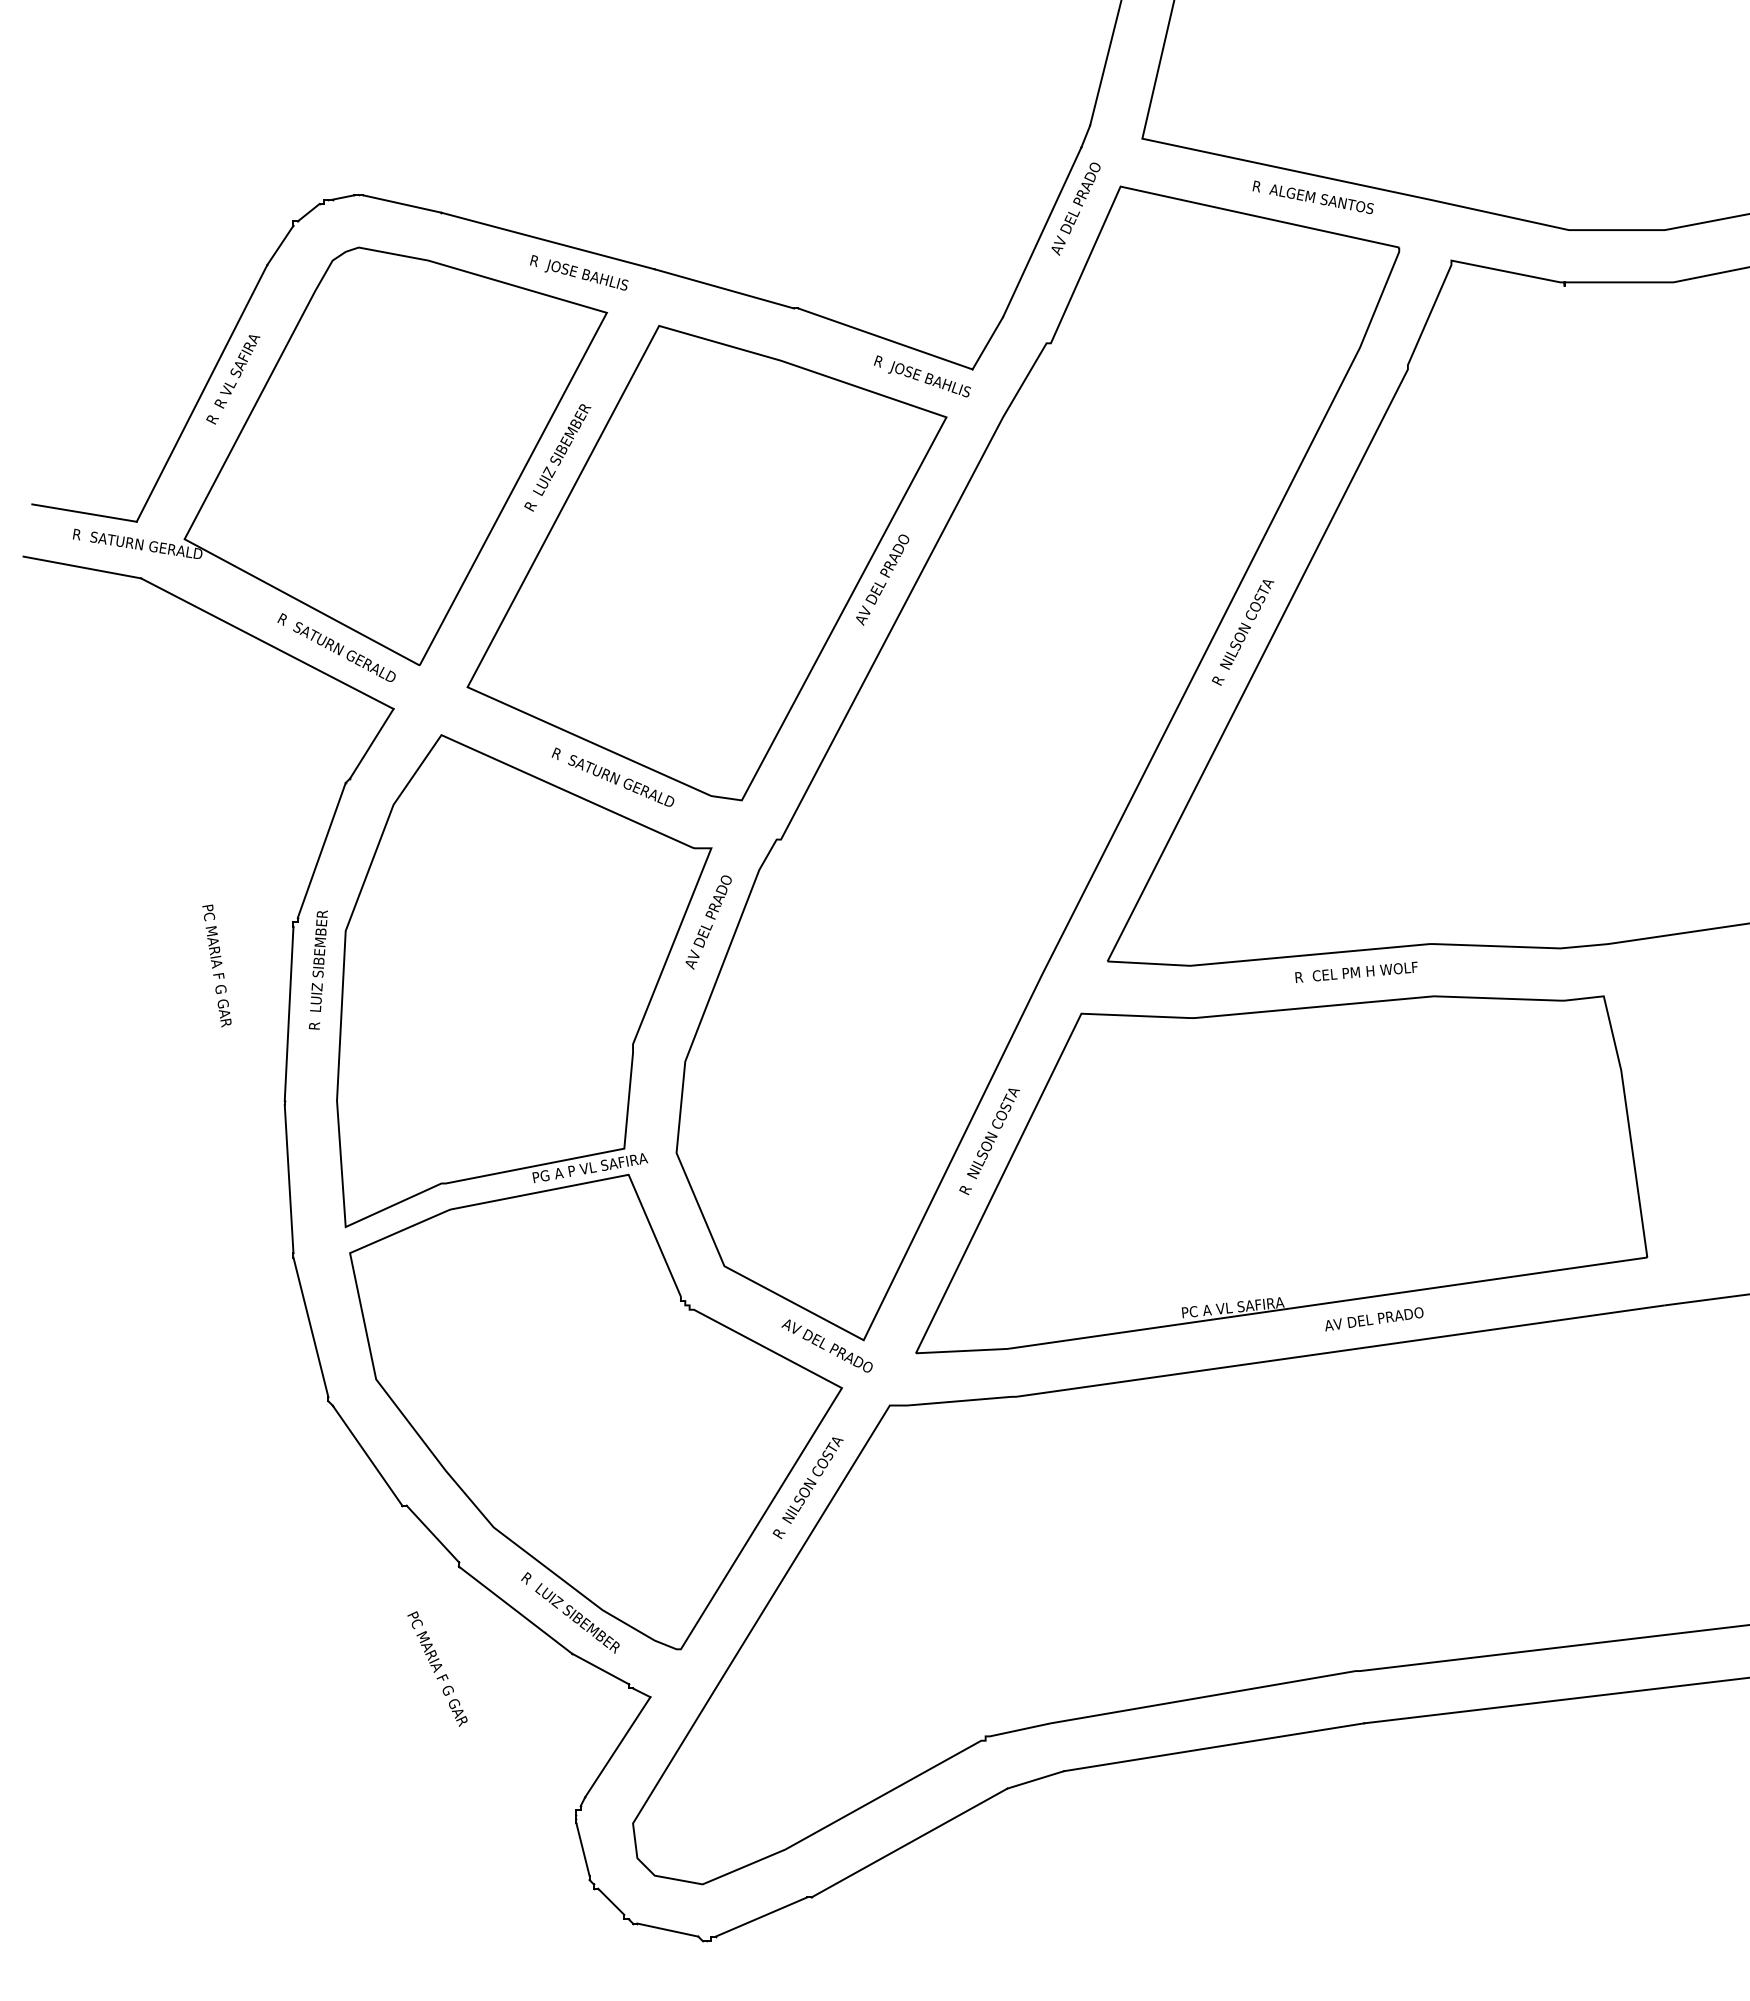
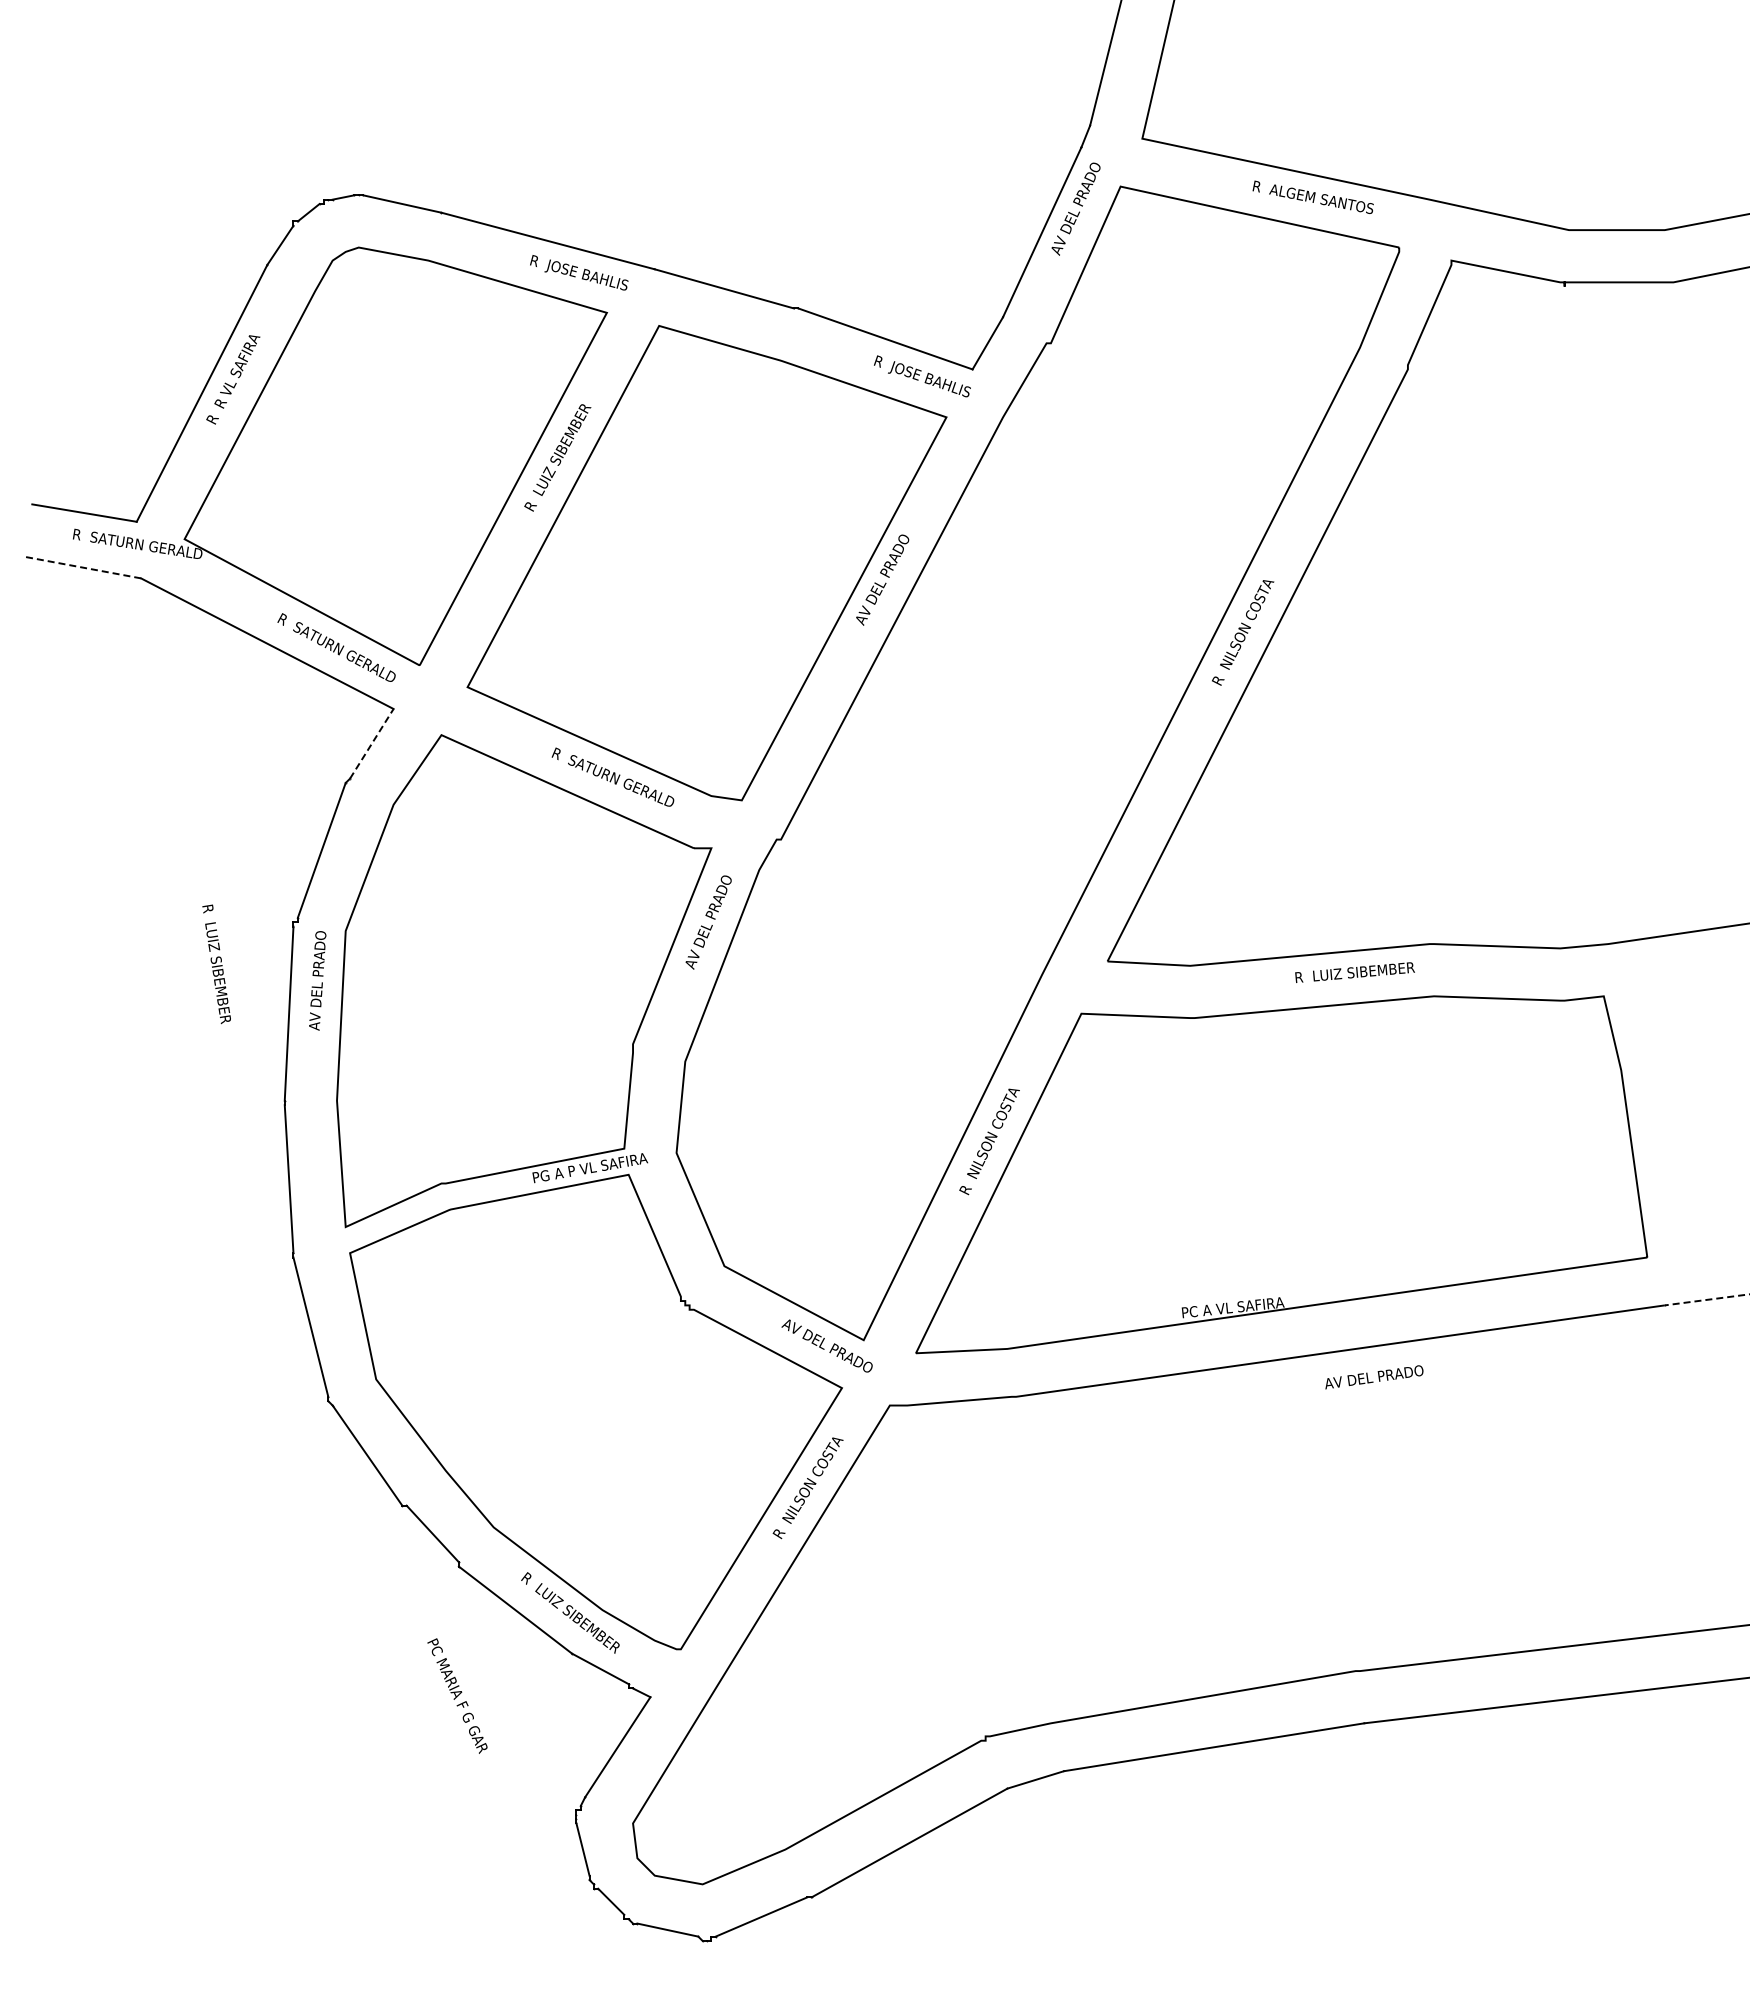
line: solid -> dashed (82, 567)
line: solid -> dashed (372, 743)
text: PC MARIA F G GAR -> R  LUIZ SIBEMBER (217, 967)
text: R  LUIZ SIBEMBER -> AV DEL PRADO (317, 970)
text: R  CEL PM H WOLF -> R  LUIZ SIBEMBER (1364, 971)
line: solid -> dashed (1706, 1299)
text position: (1374, 1319) -> (1374, 1377) (1374, 1377)
text position: (437, 1668) -> (457, 1695) (457, 1695)
